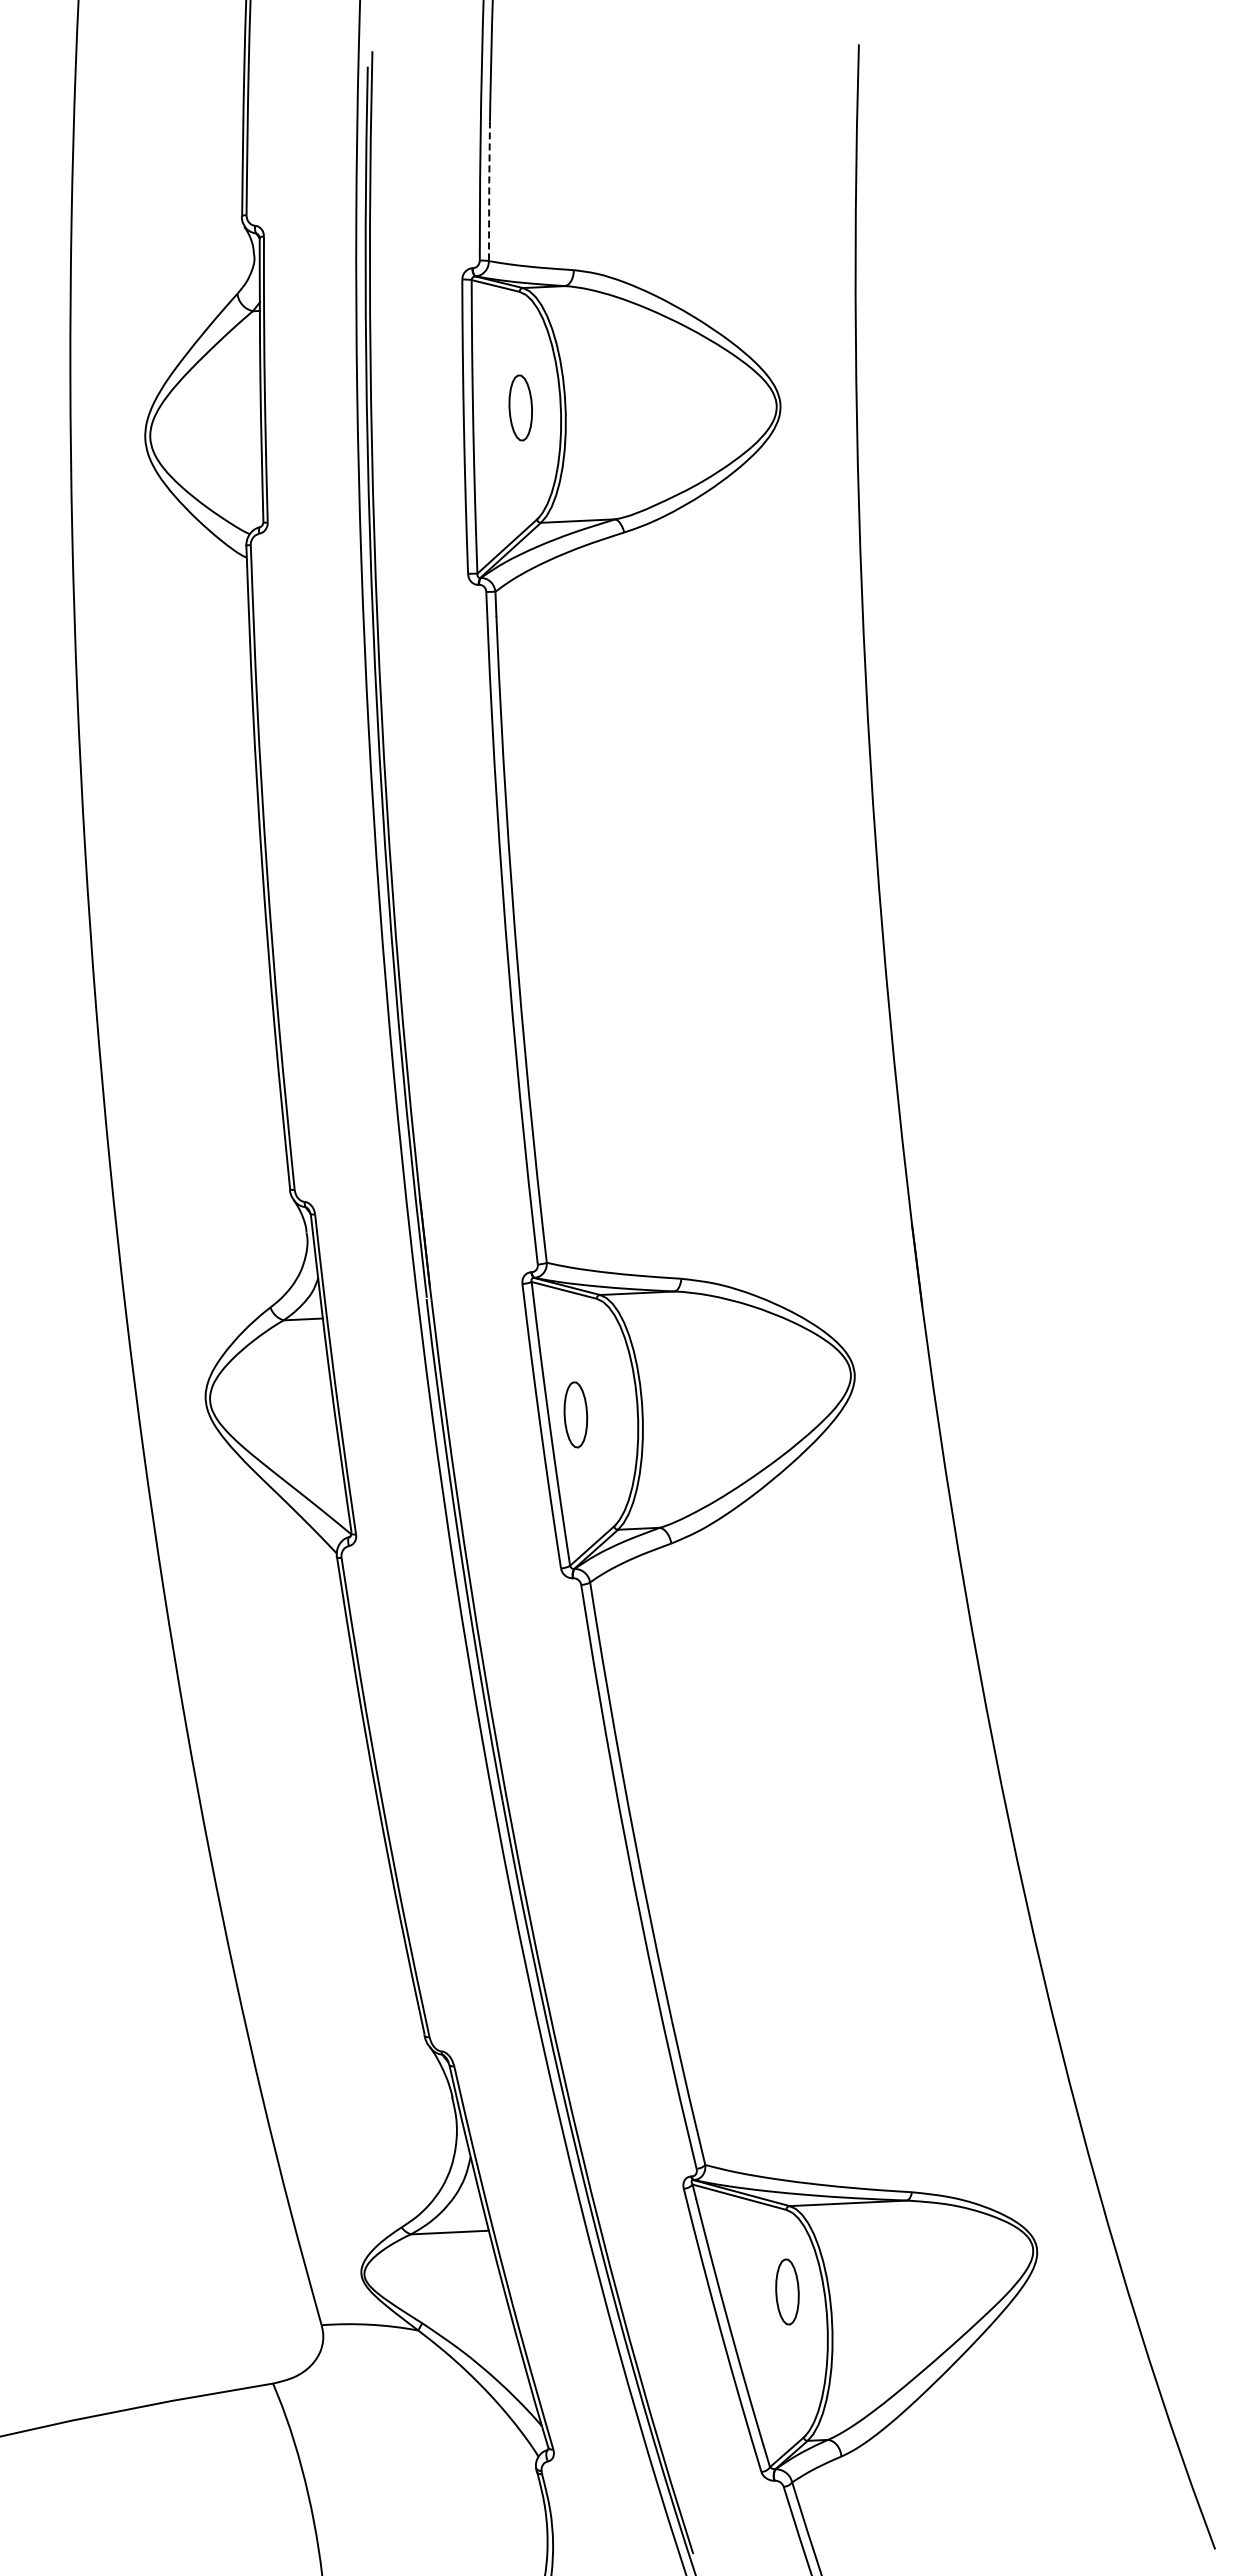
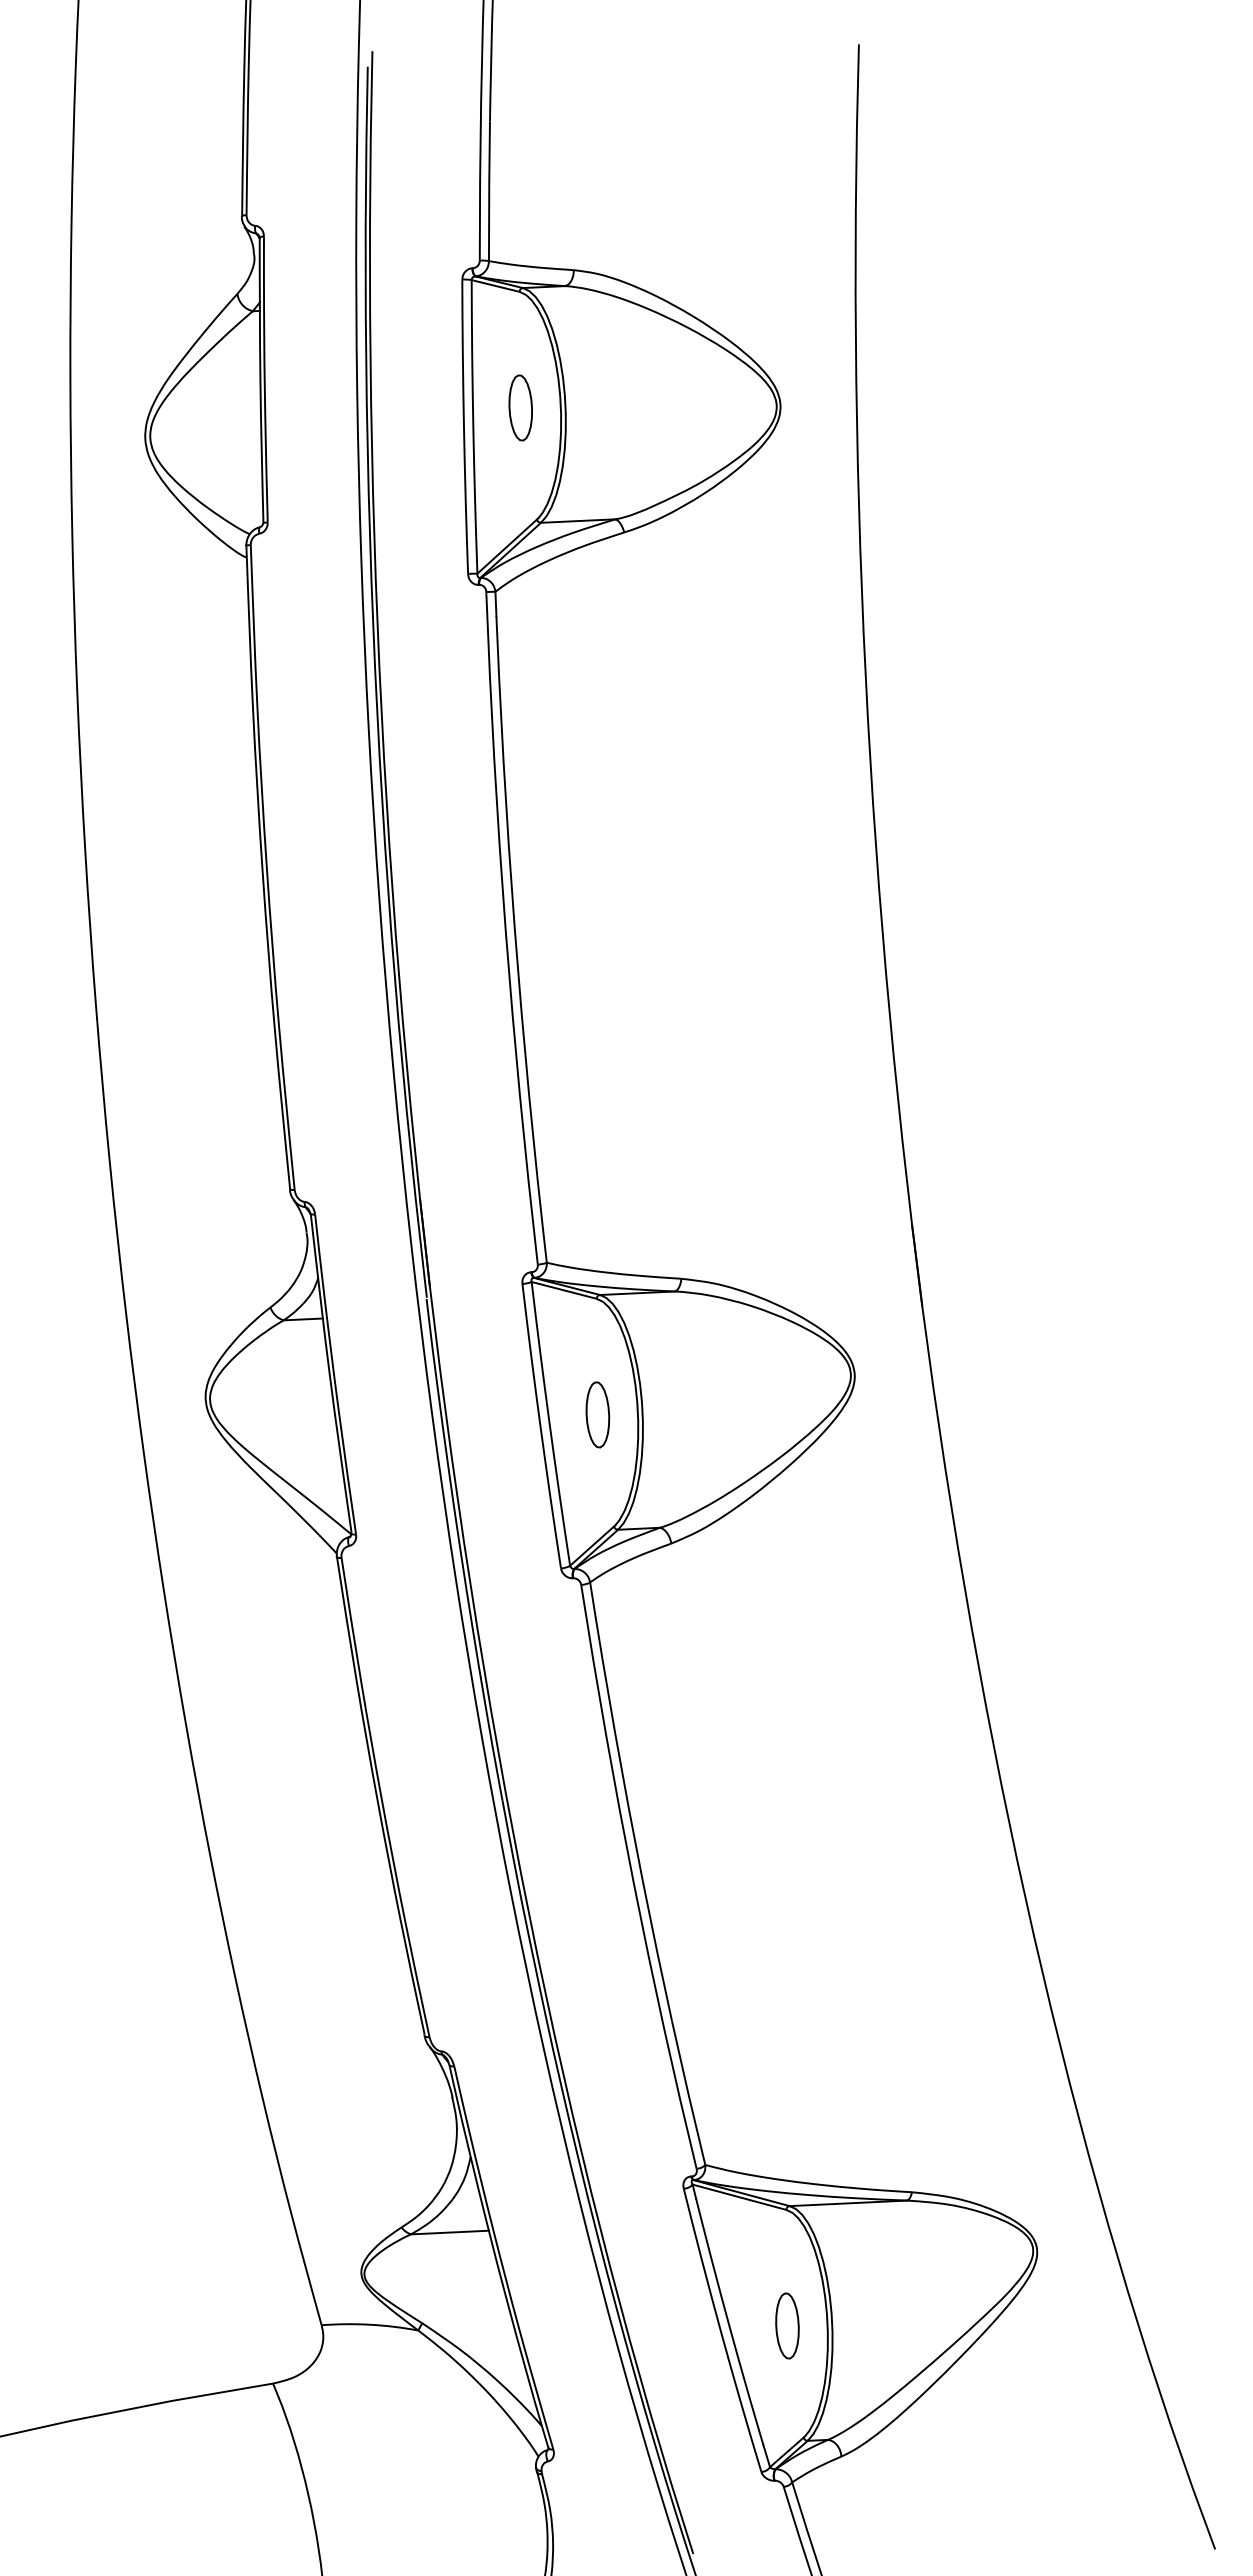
line: dashed -> solid (489, 190)
part position: (575, 1414) -> (597, 1414) (597, 1414)
part position: (787, 2291) -> (787, 2325) (787, 2325)
